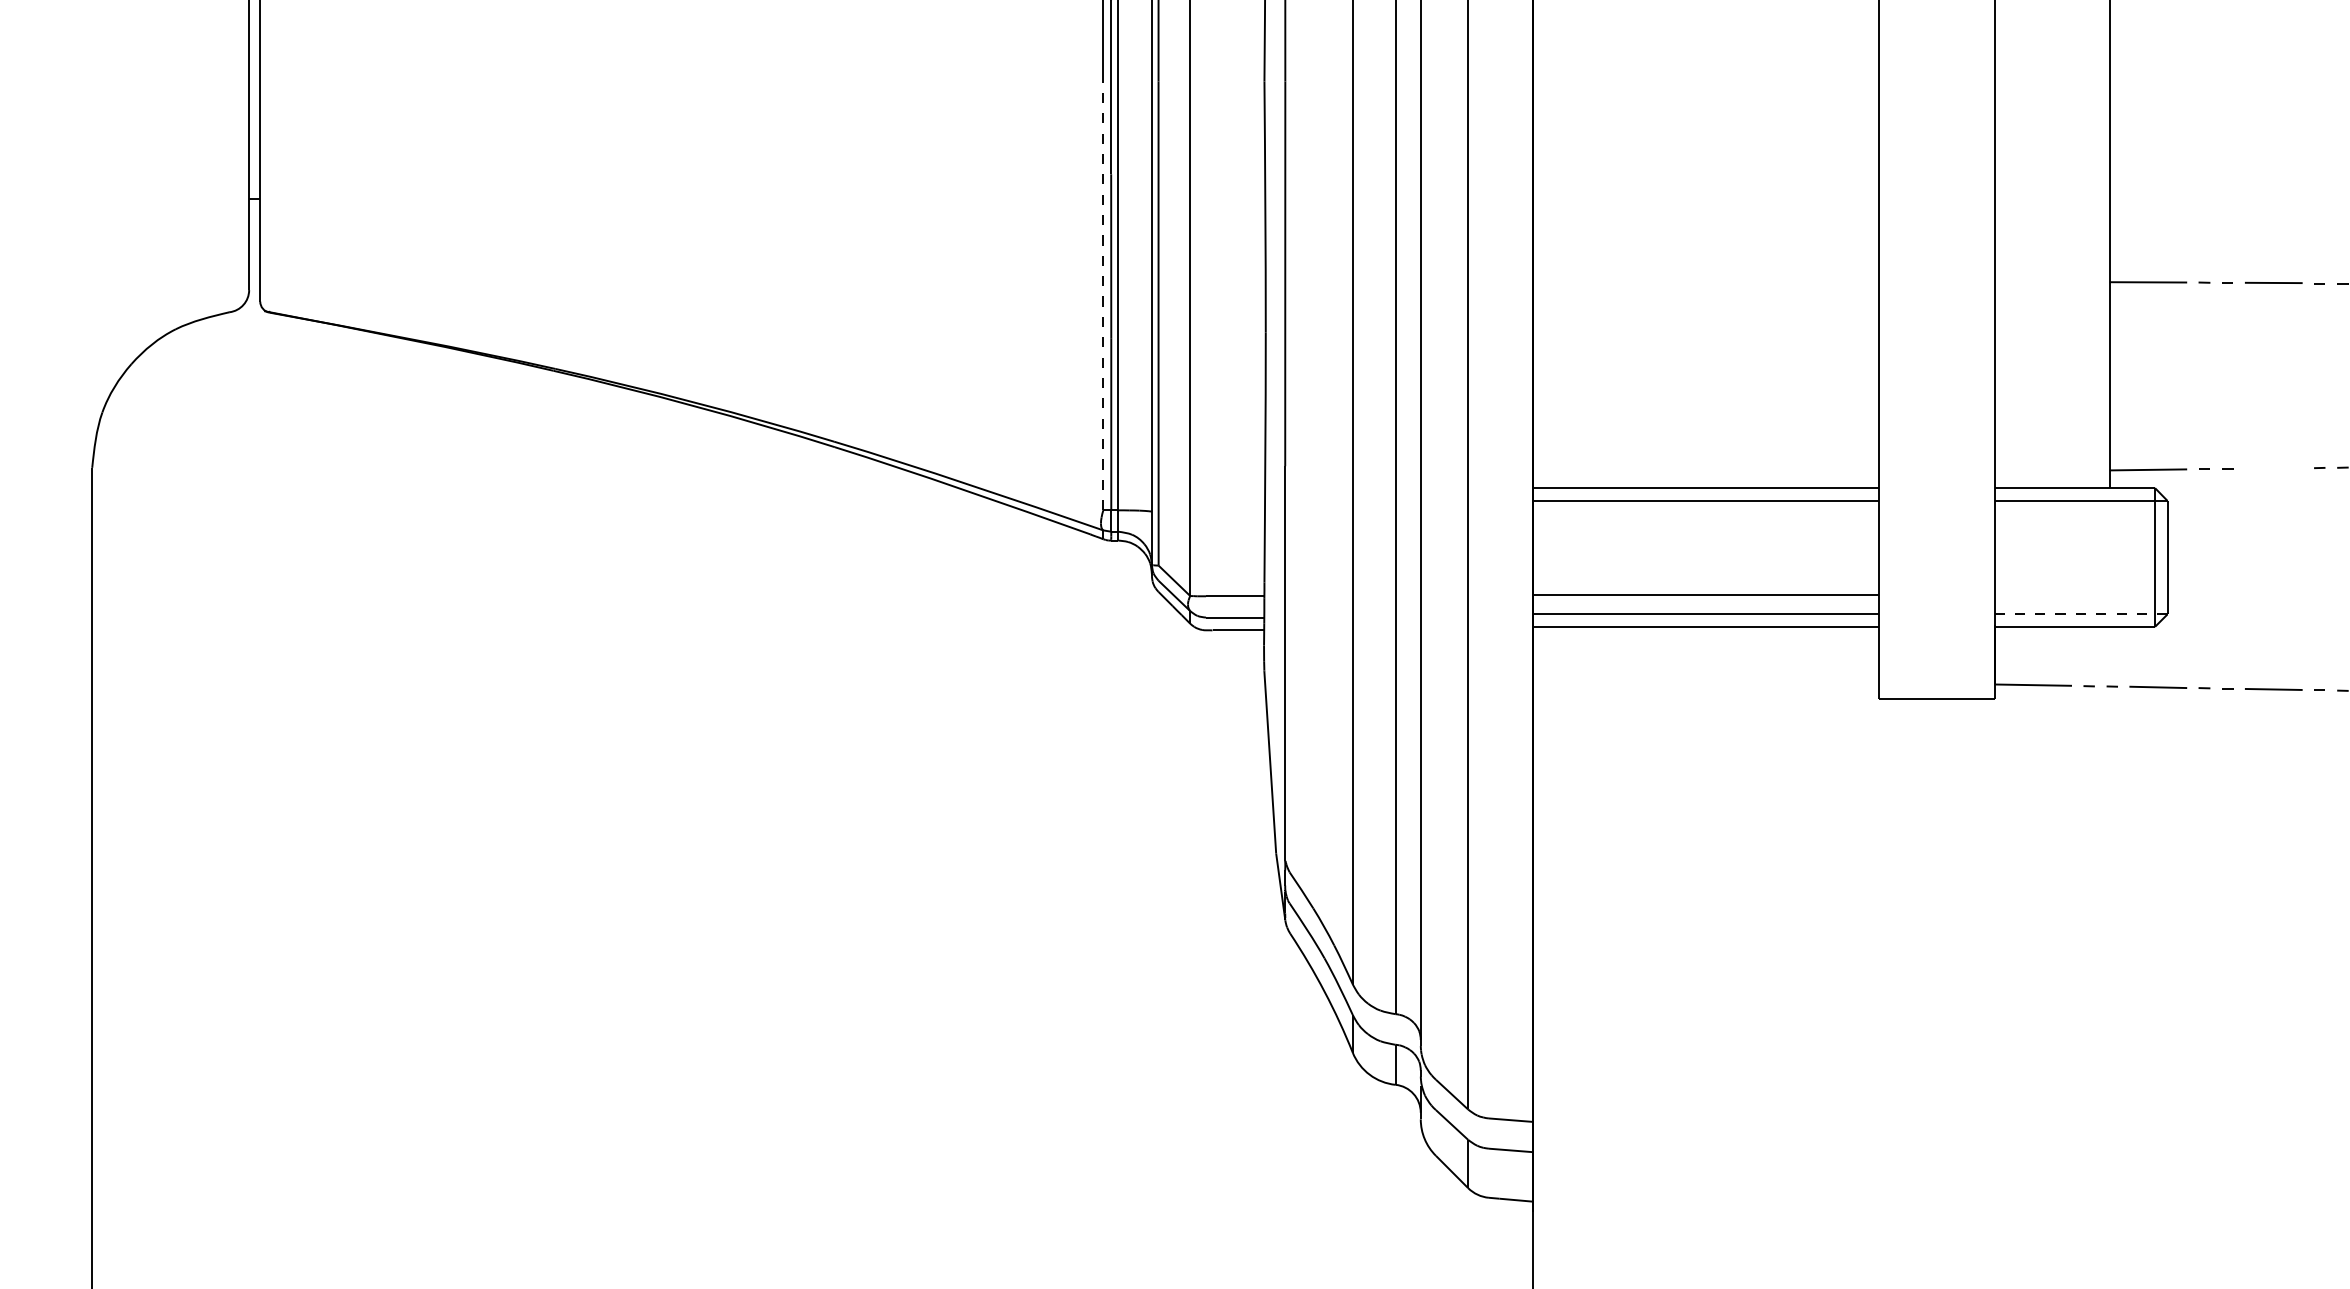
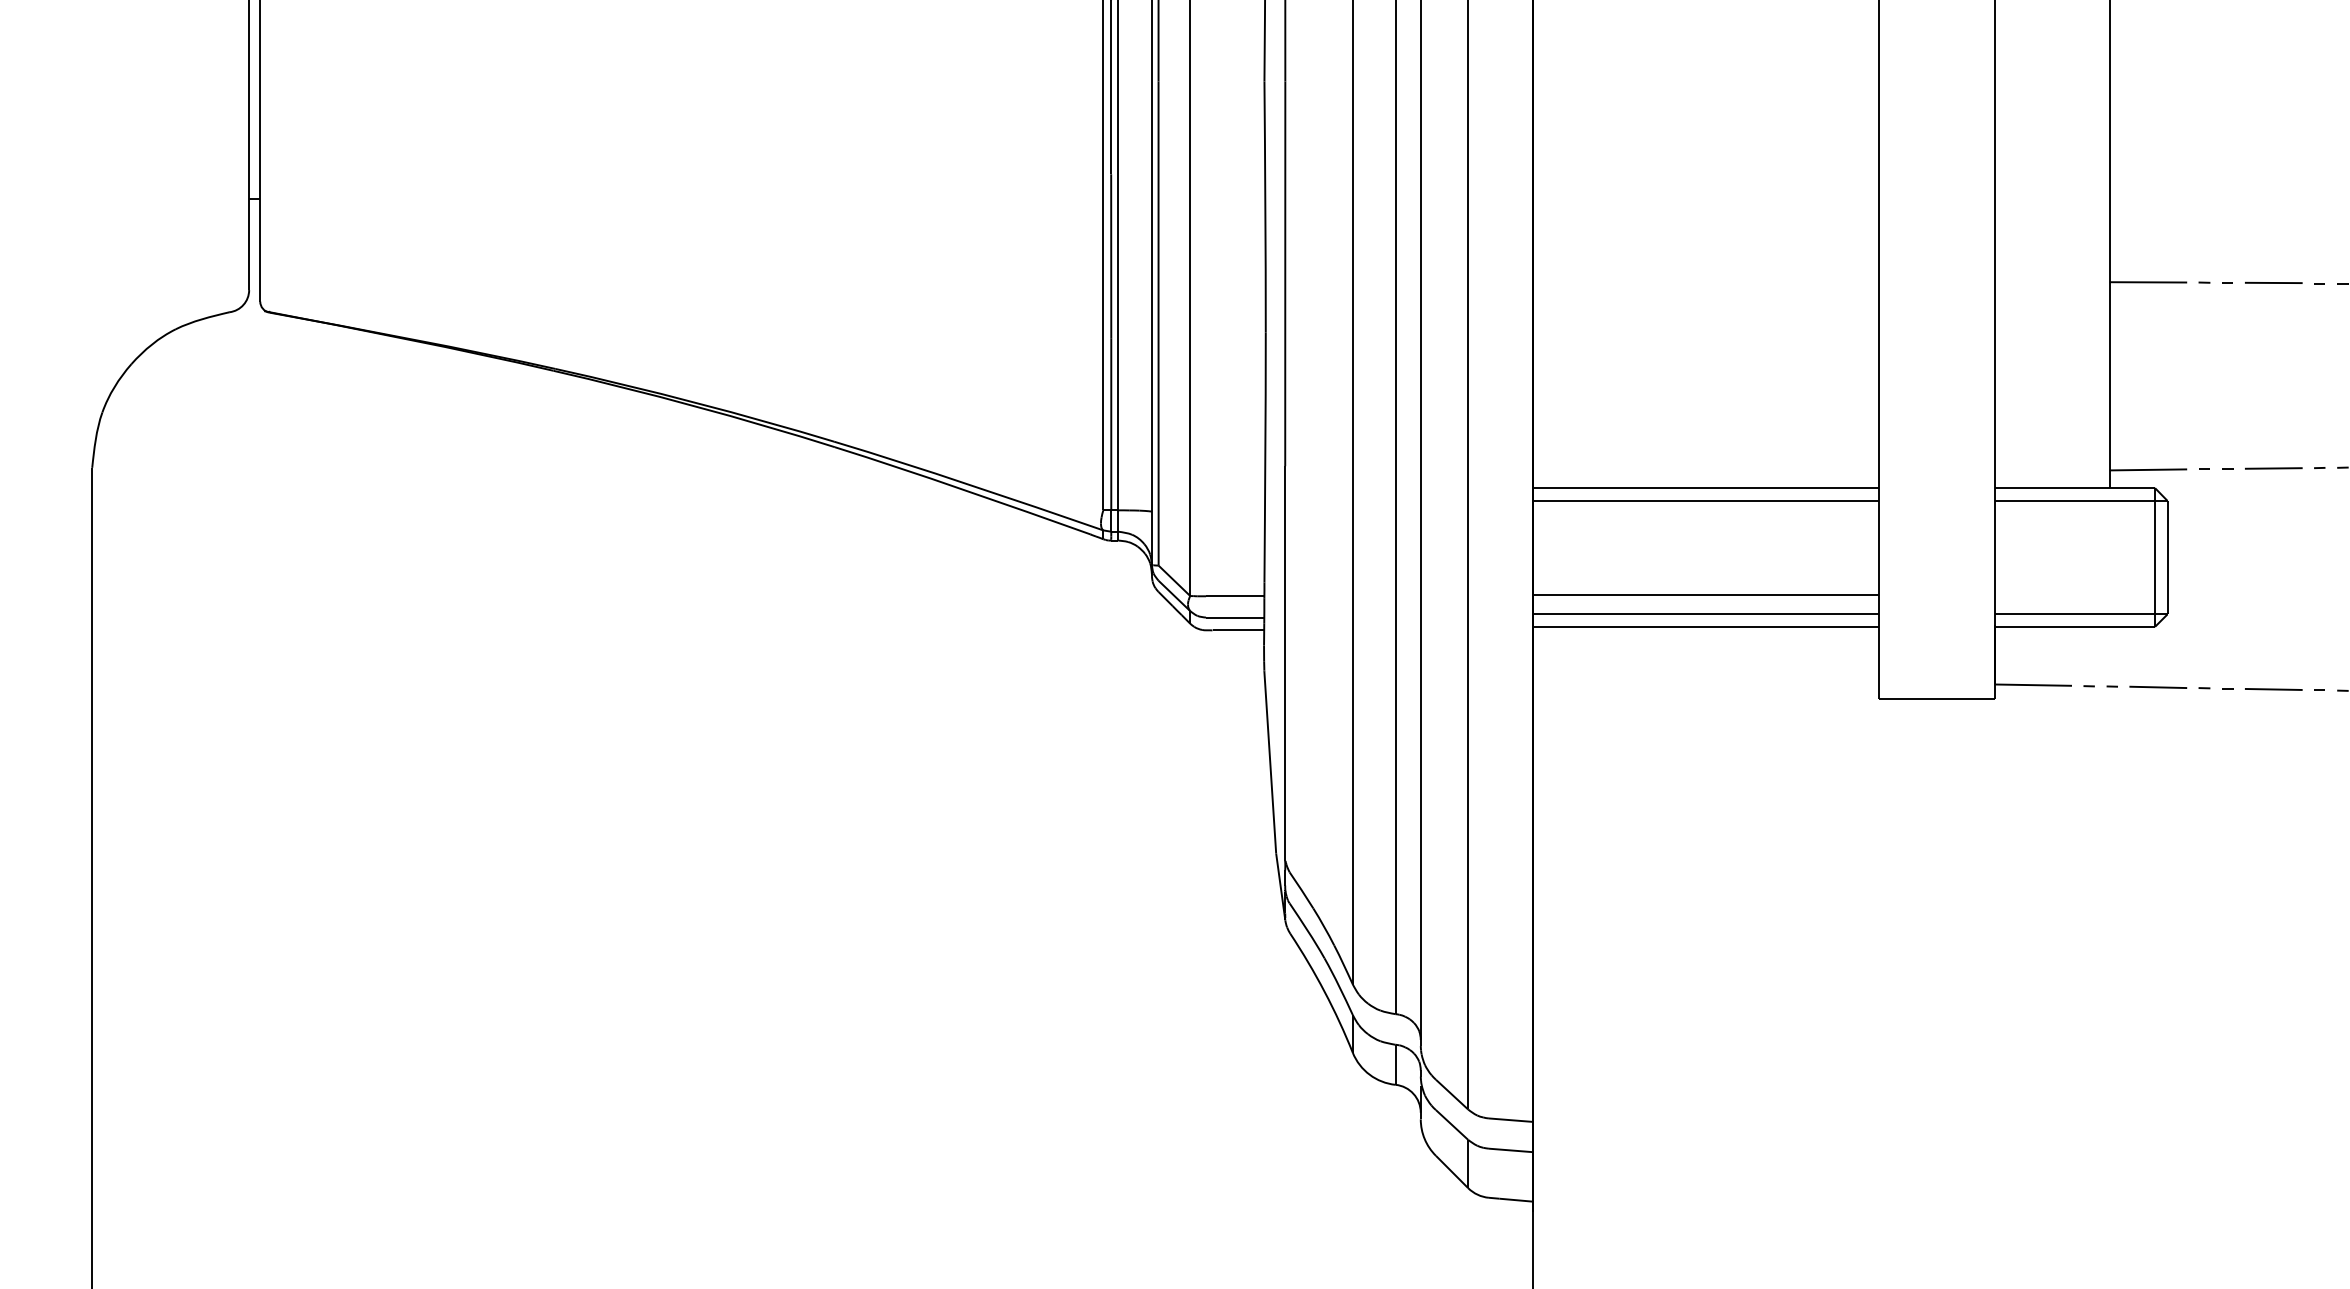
line: dashed -> solid (1103, 295)
line: none -> present (2273, 468)
line: dashed -> solid (2080, 614)
